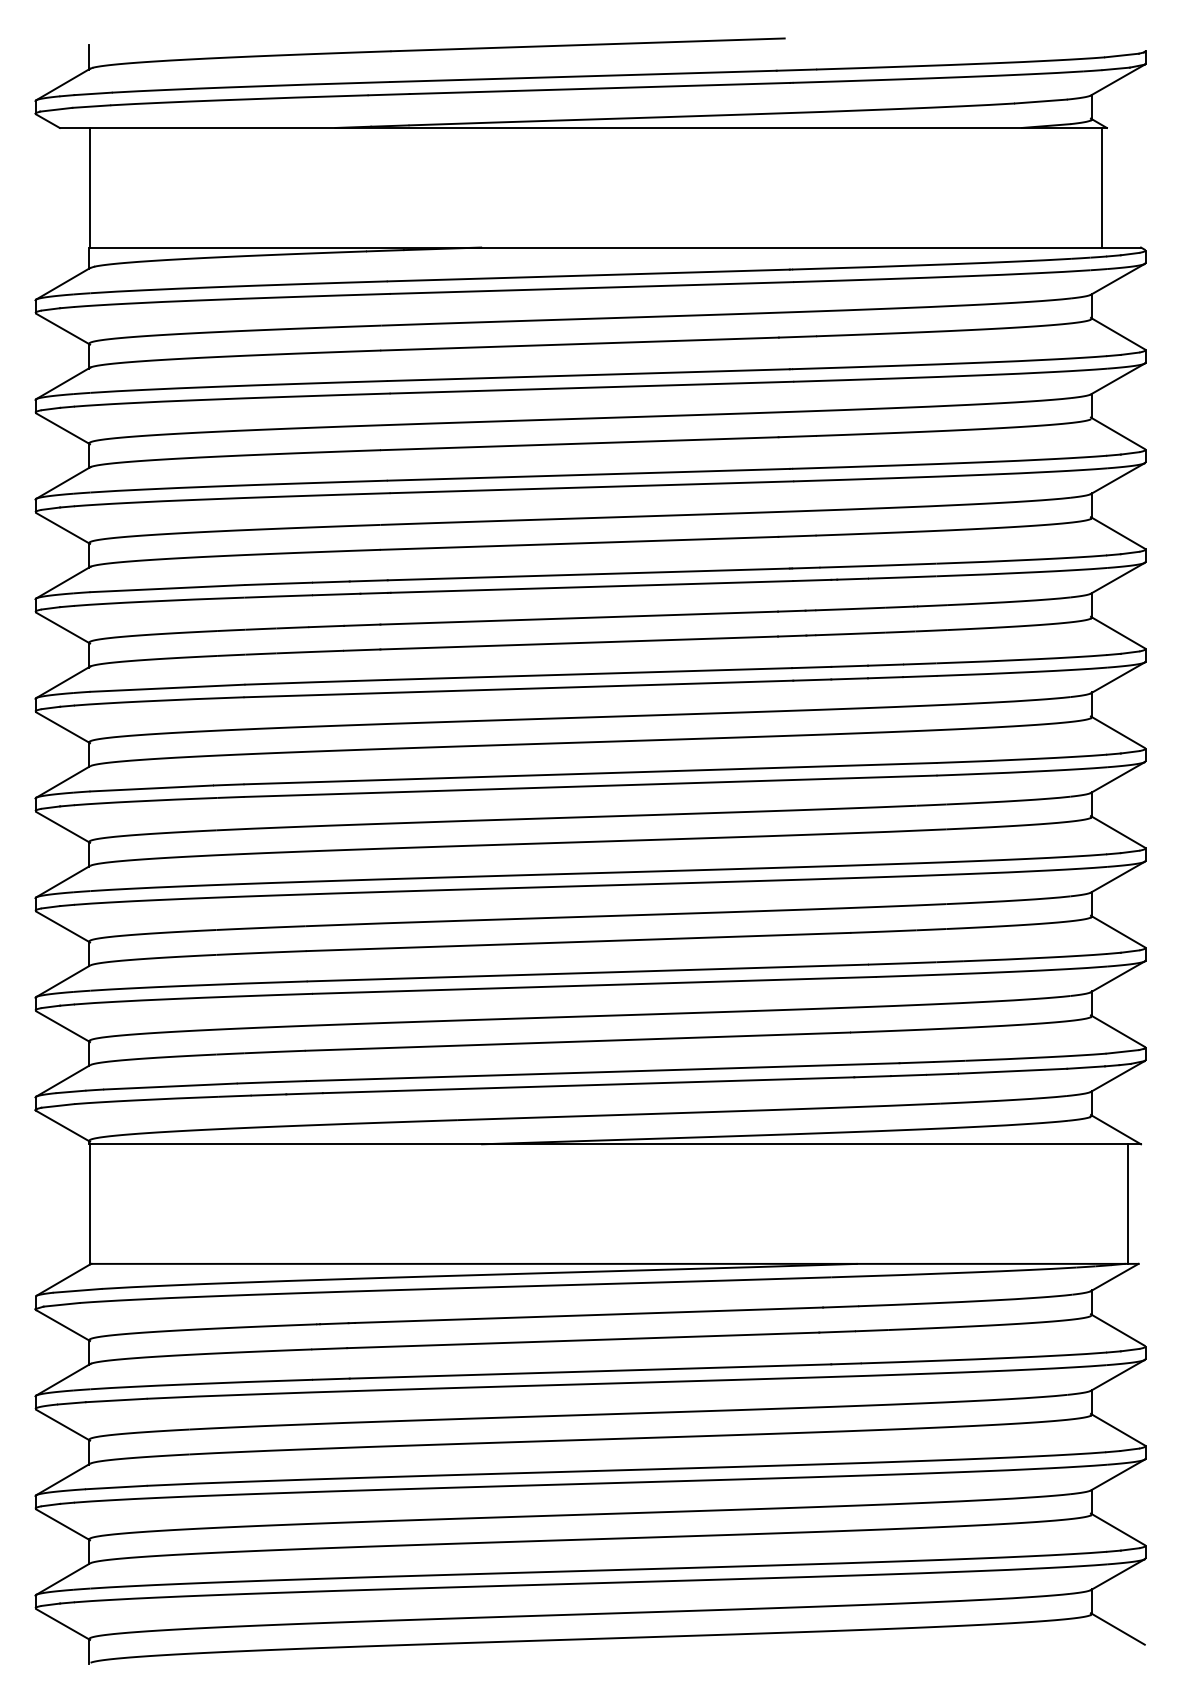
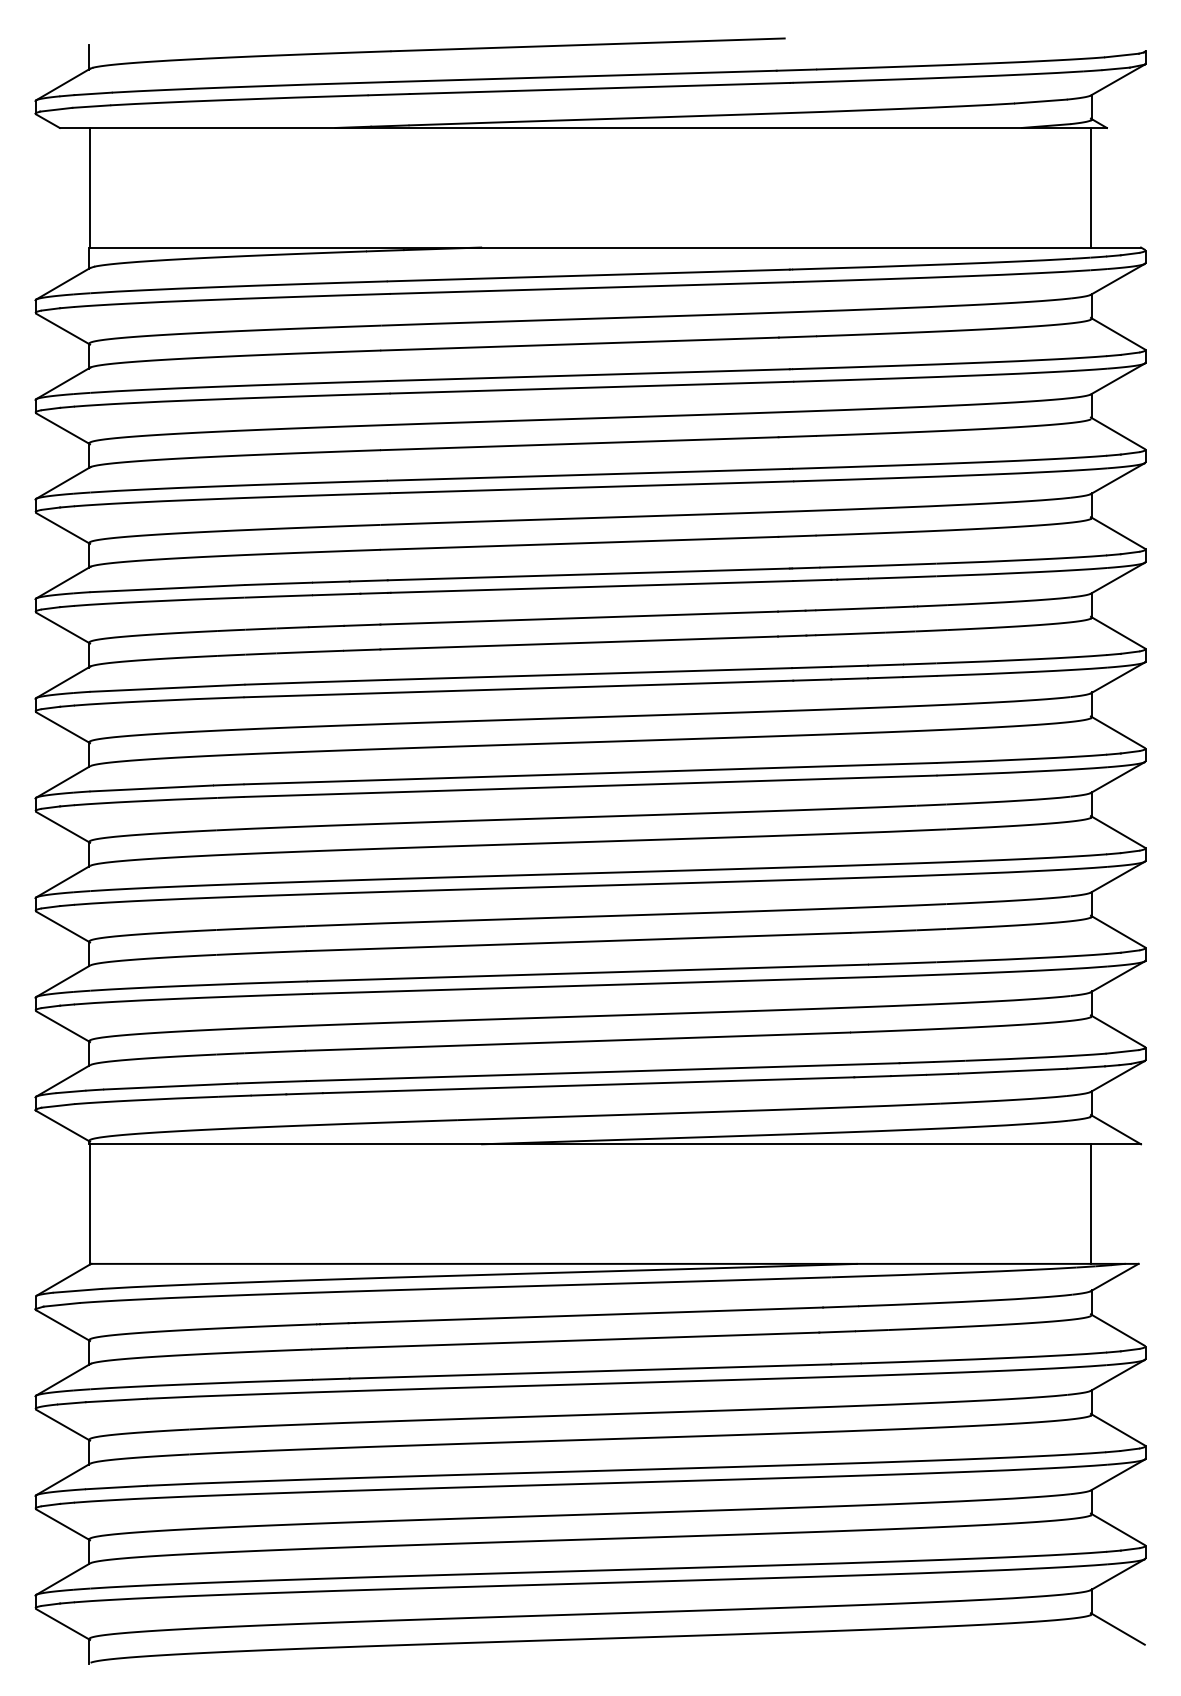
line position: (1101, 187) -> (1090, 187) (1090, 187)
line position: (1127, 1203) -> (1090, 1203) (1090, 1203)
